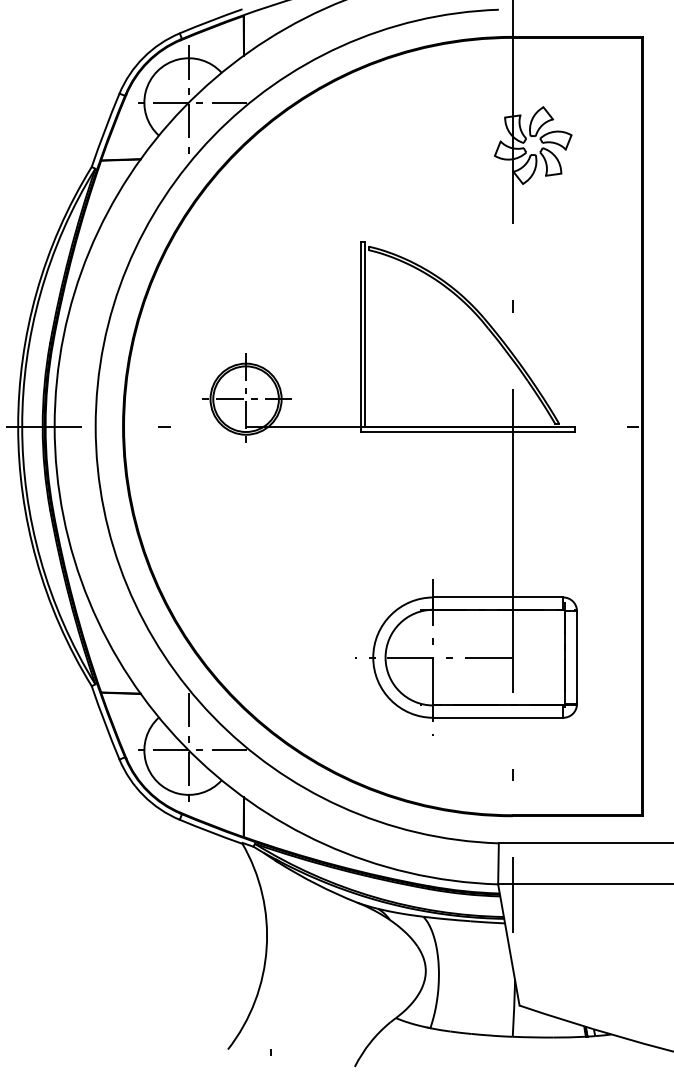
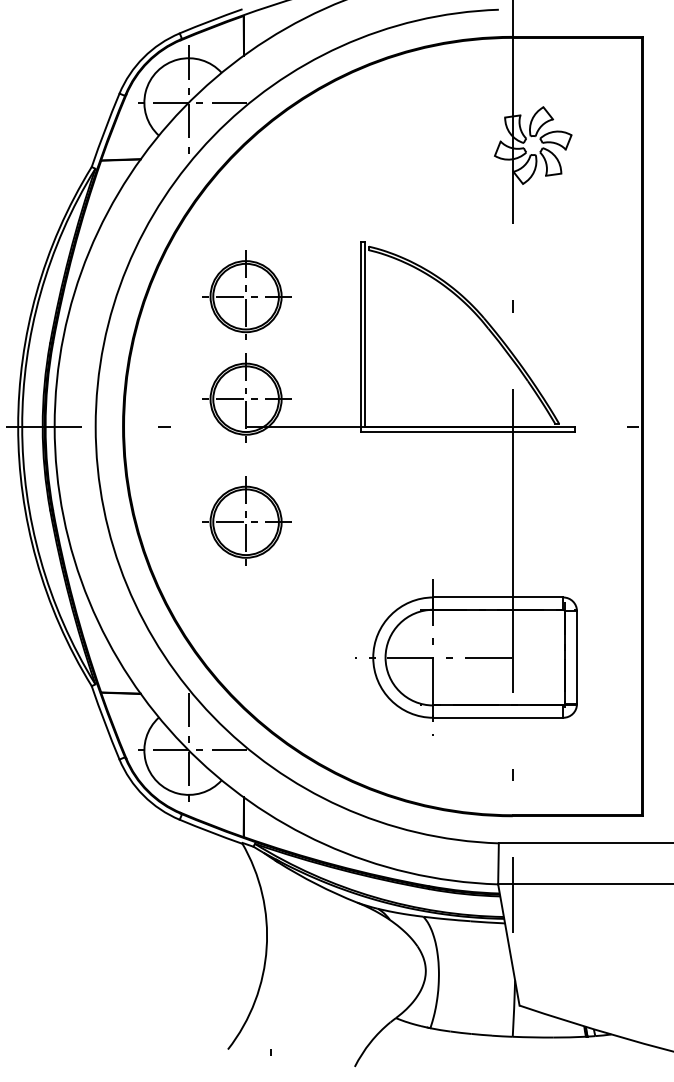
part: none -> present (246, 294)
part: none -> present (246, 520)
